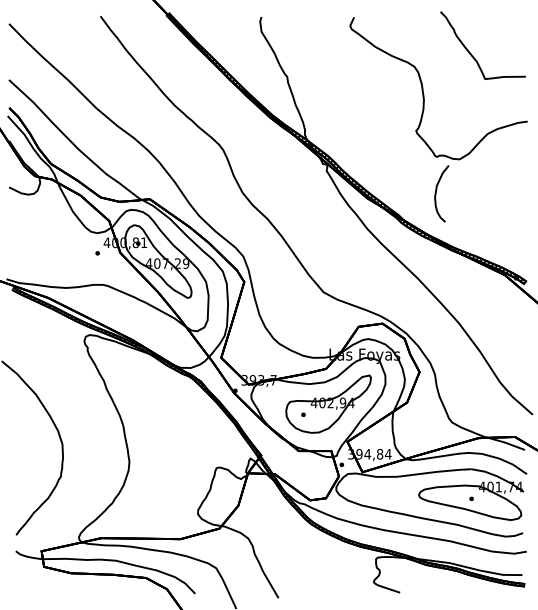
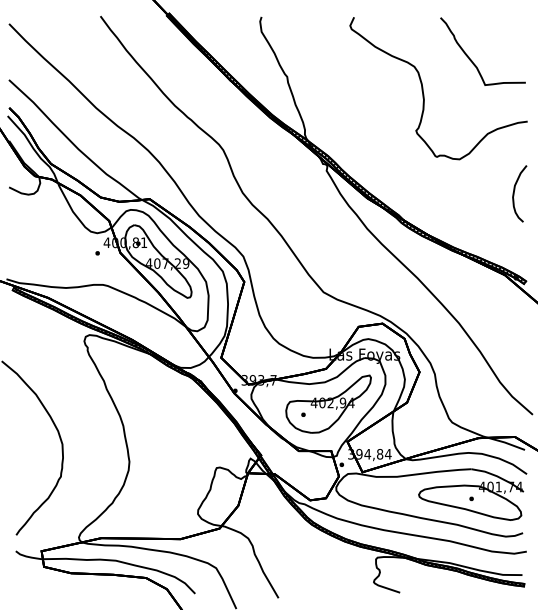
curve position: (472, 54) -> (472, 60) (472, 60)
curve position: (437, 190) -> (515, 190) (515, 190)
